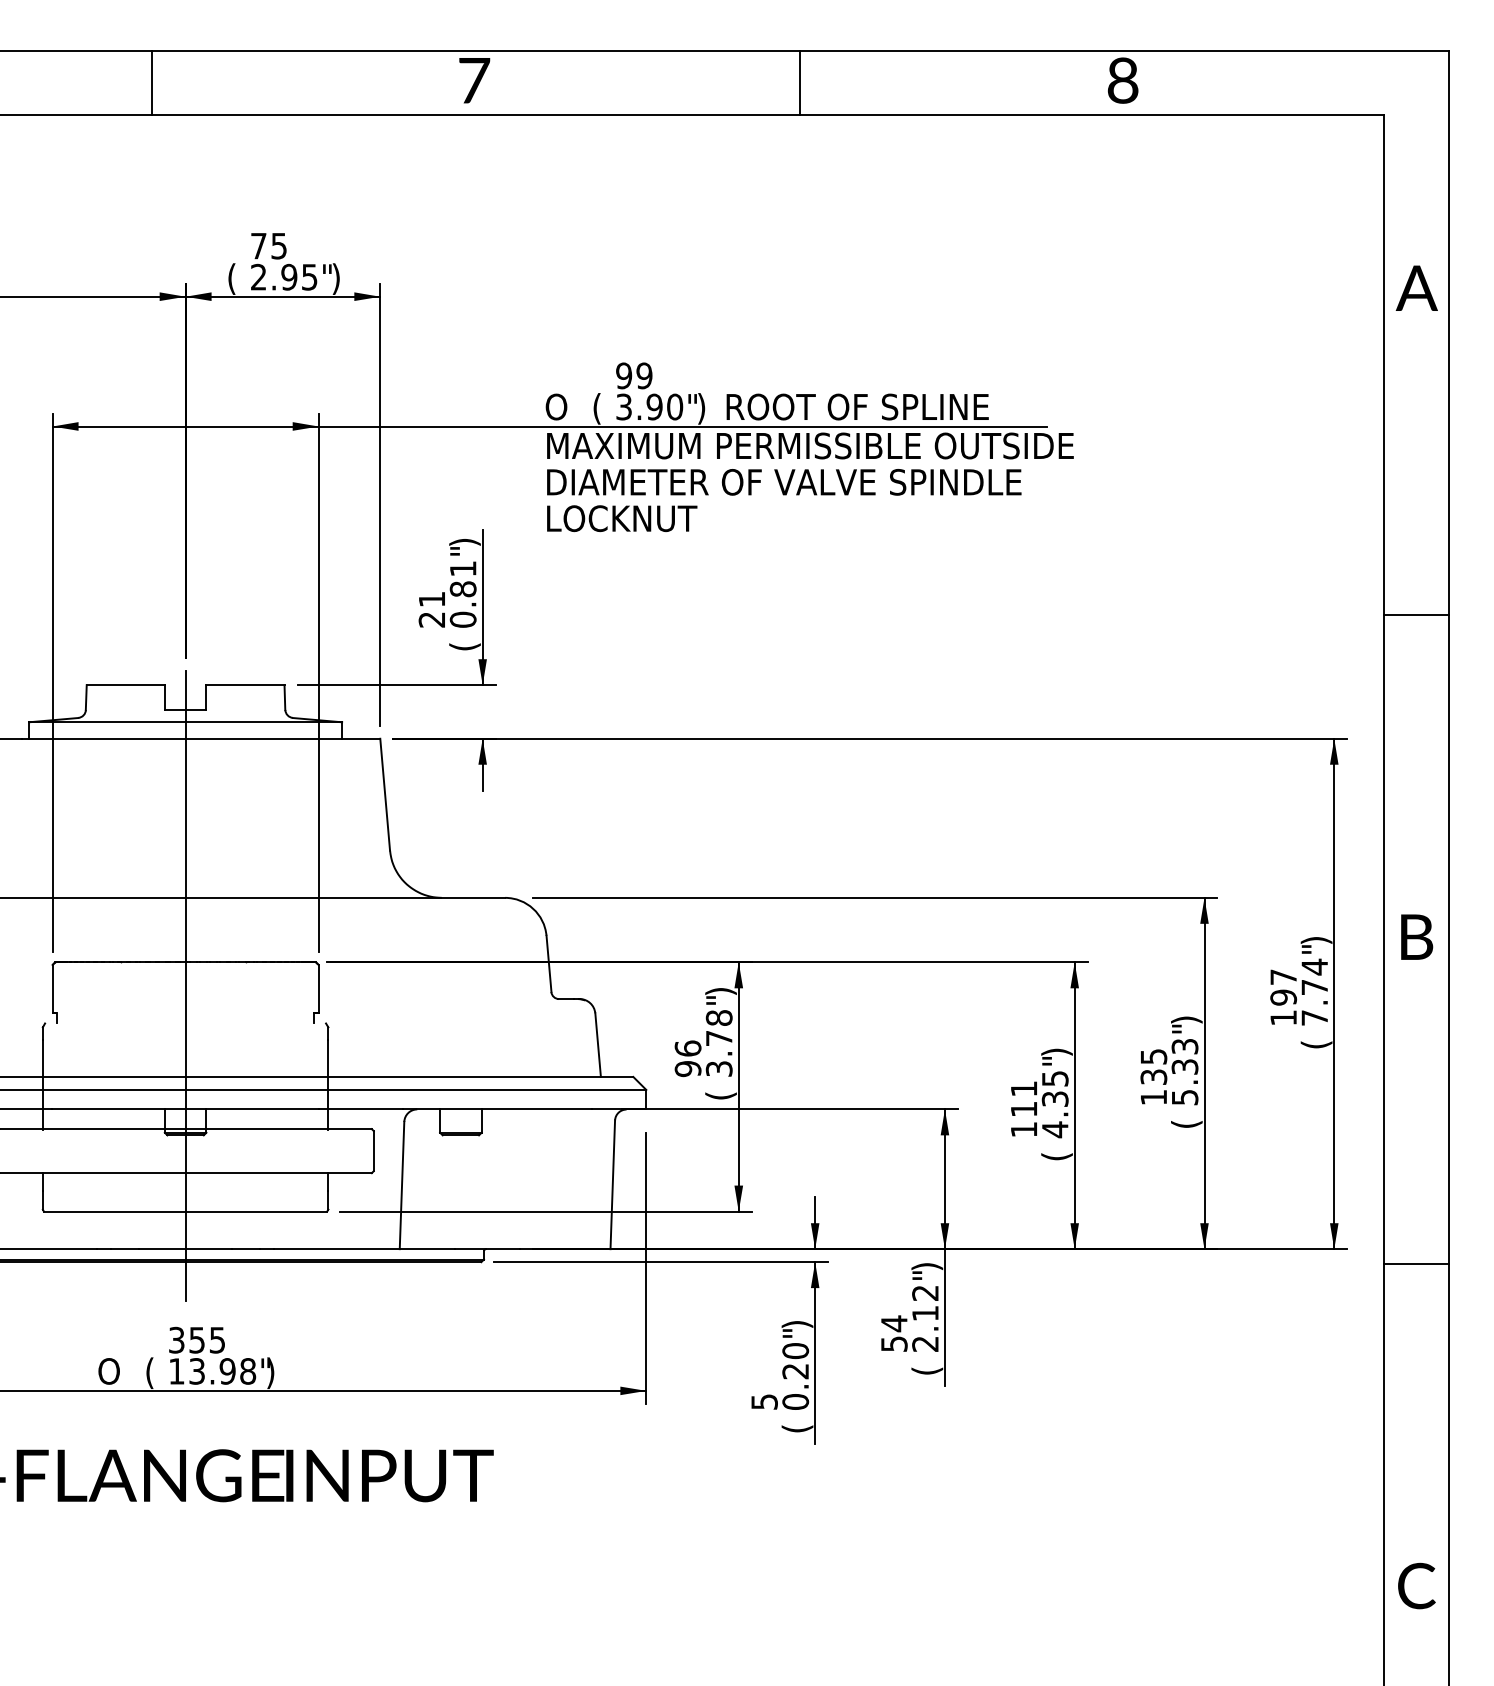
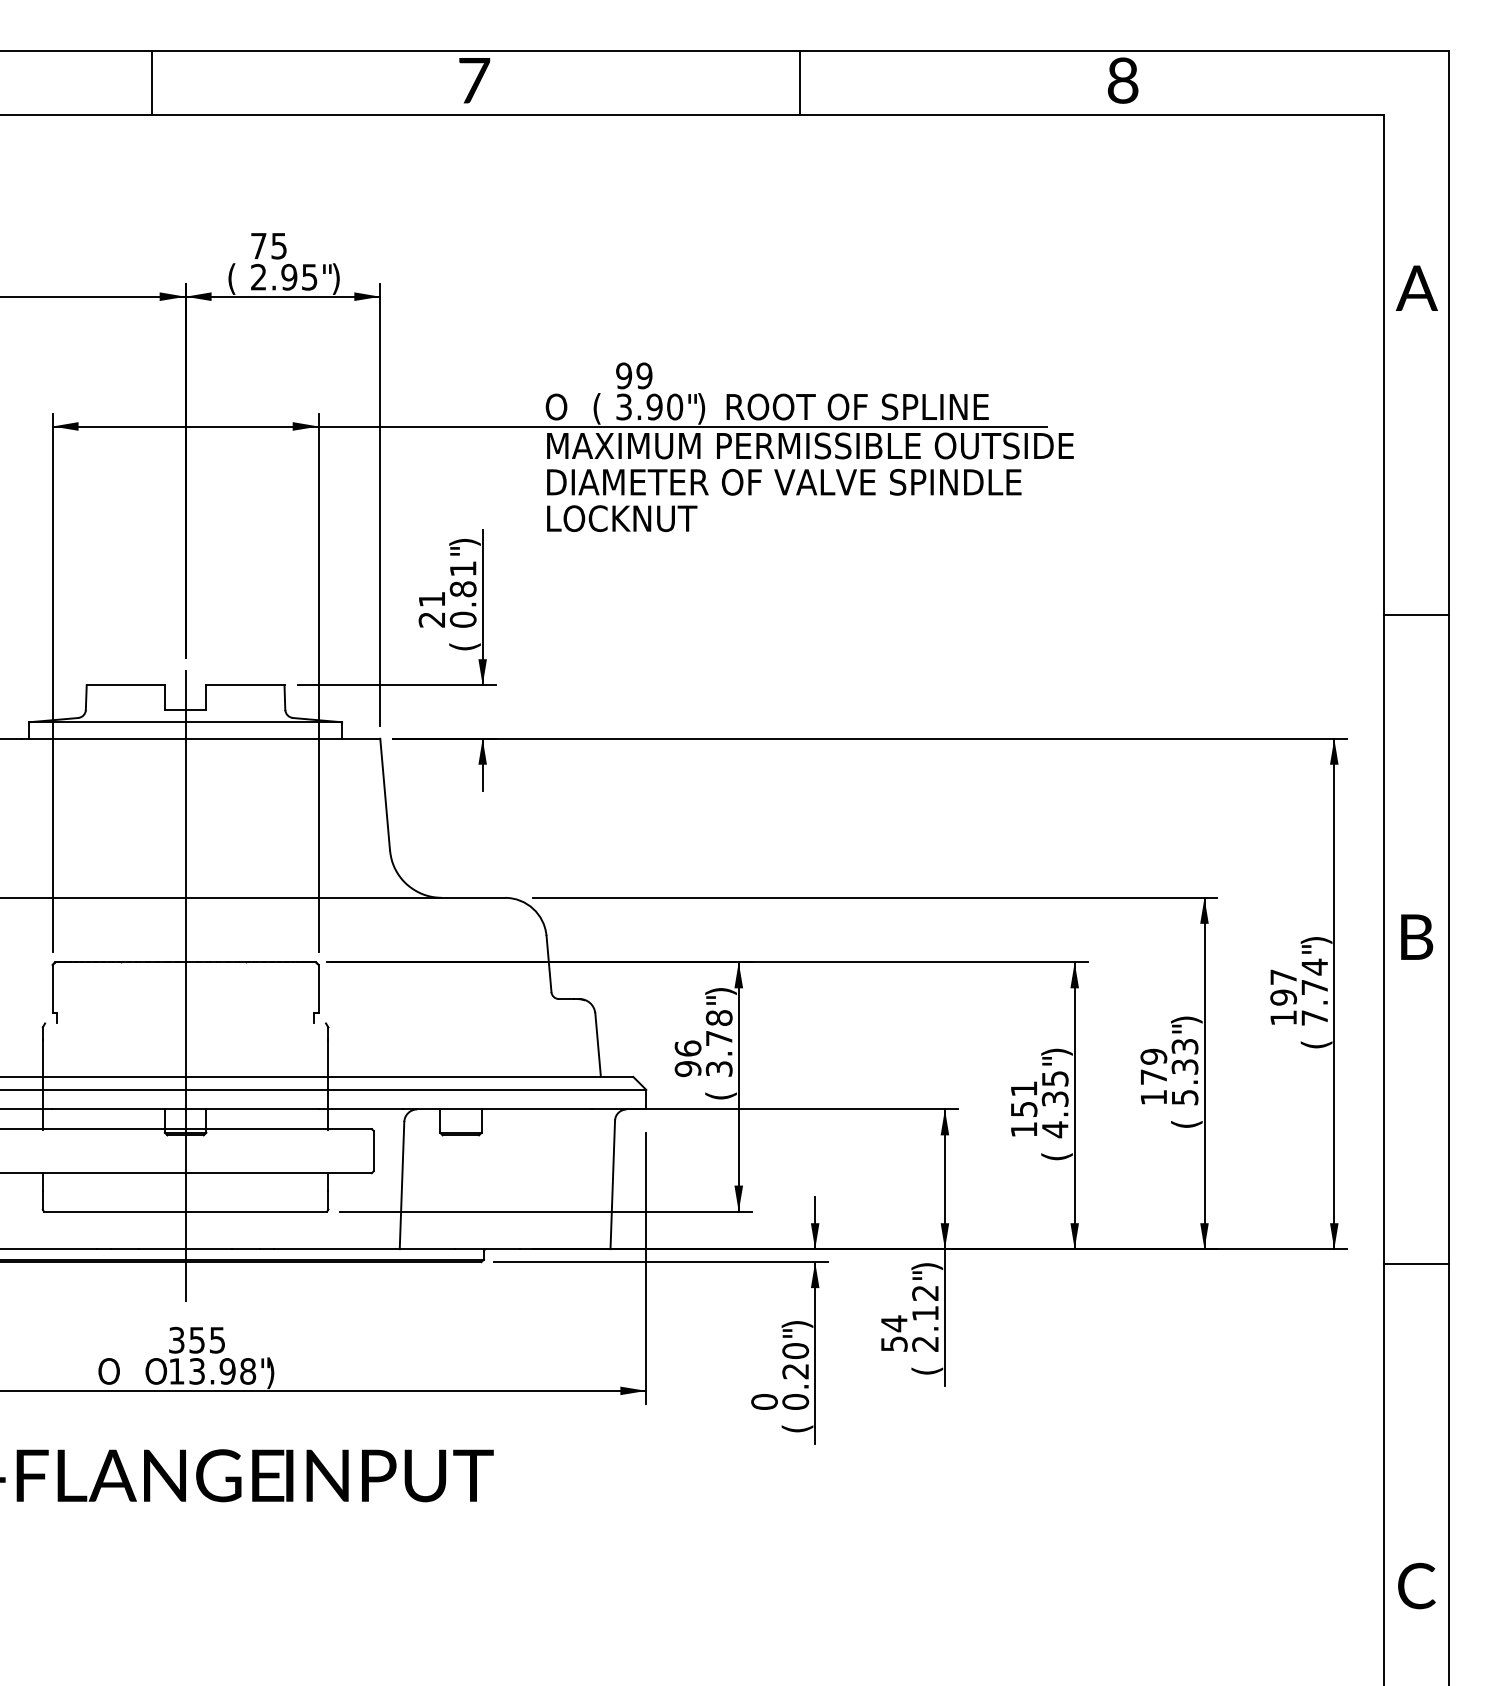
text: 135 -> 179 (1153, 1066)
text: 111 -> 151 (1024, 1109)
text: ( -> O (156, 1373)
text: 5 -> 0 (764, 1401)
